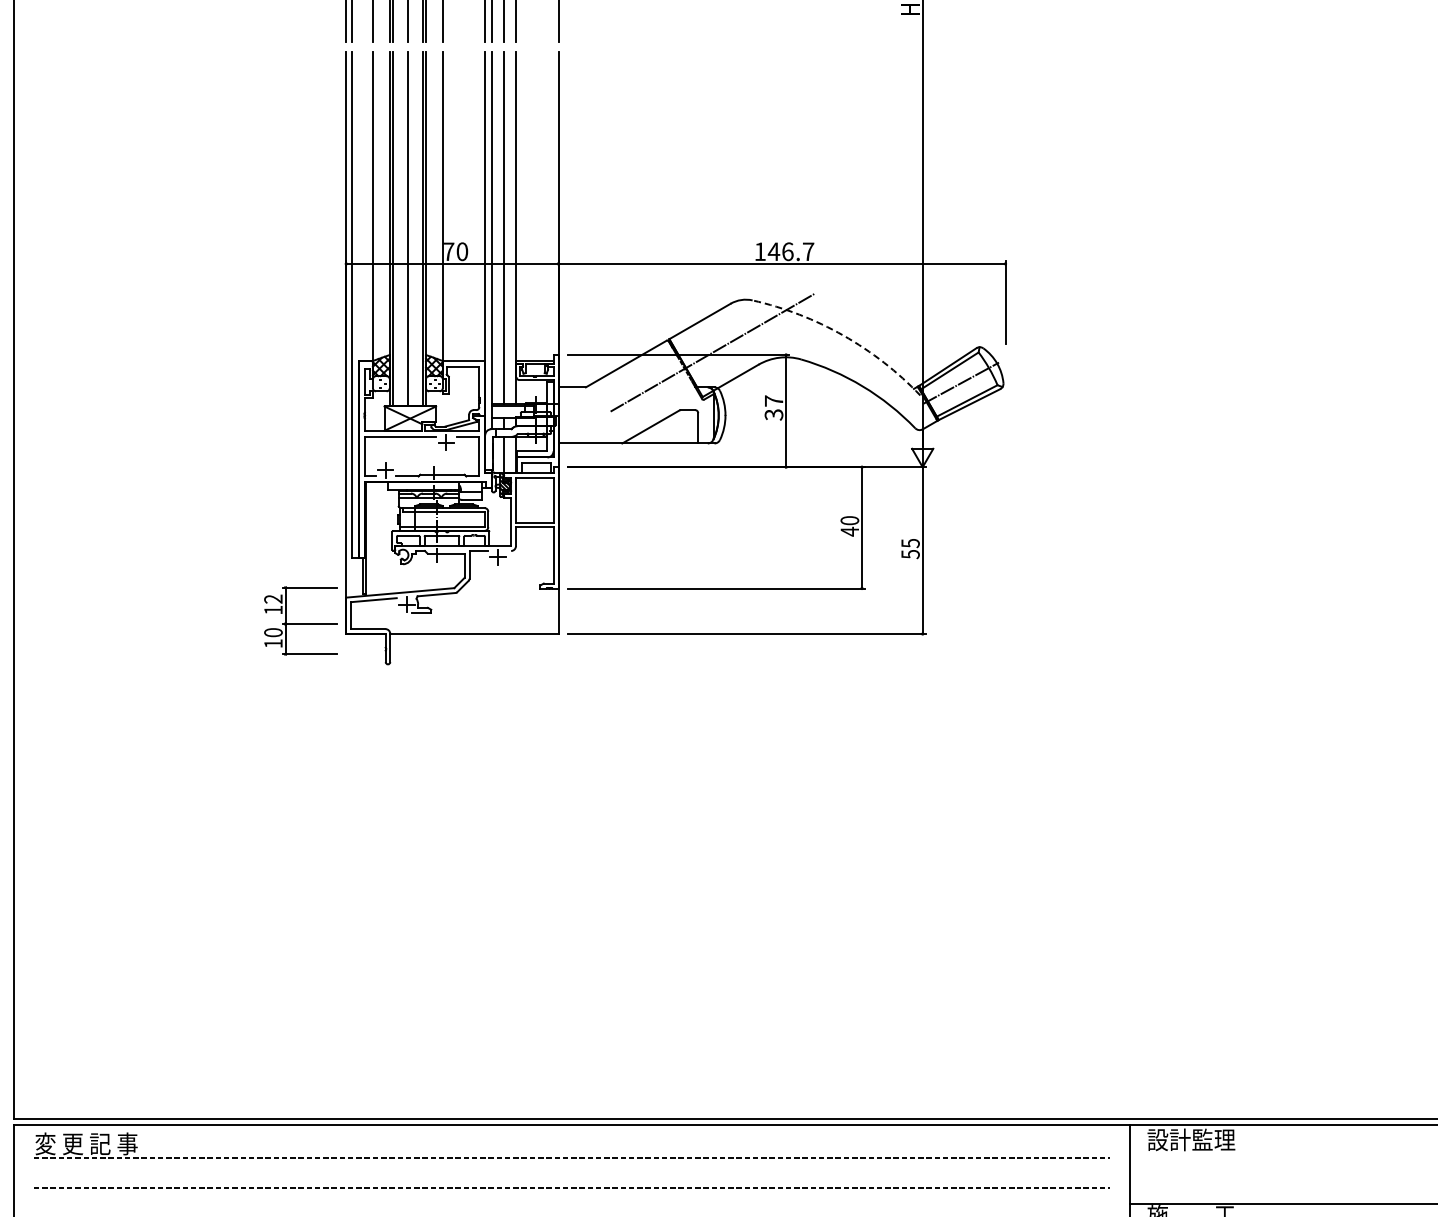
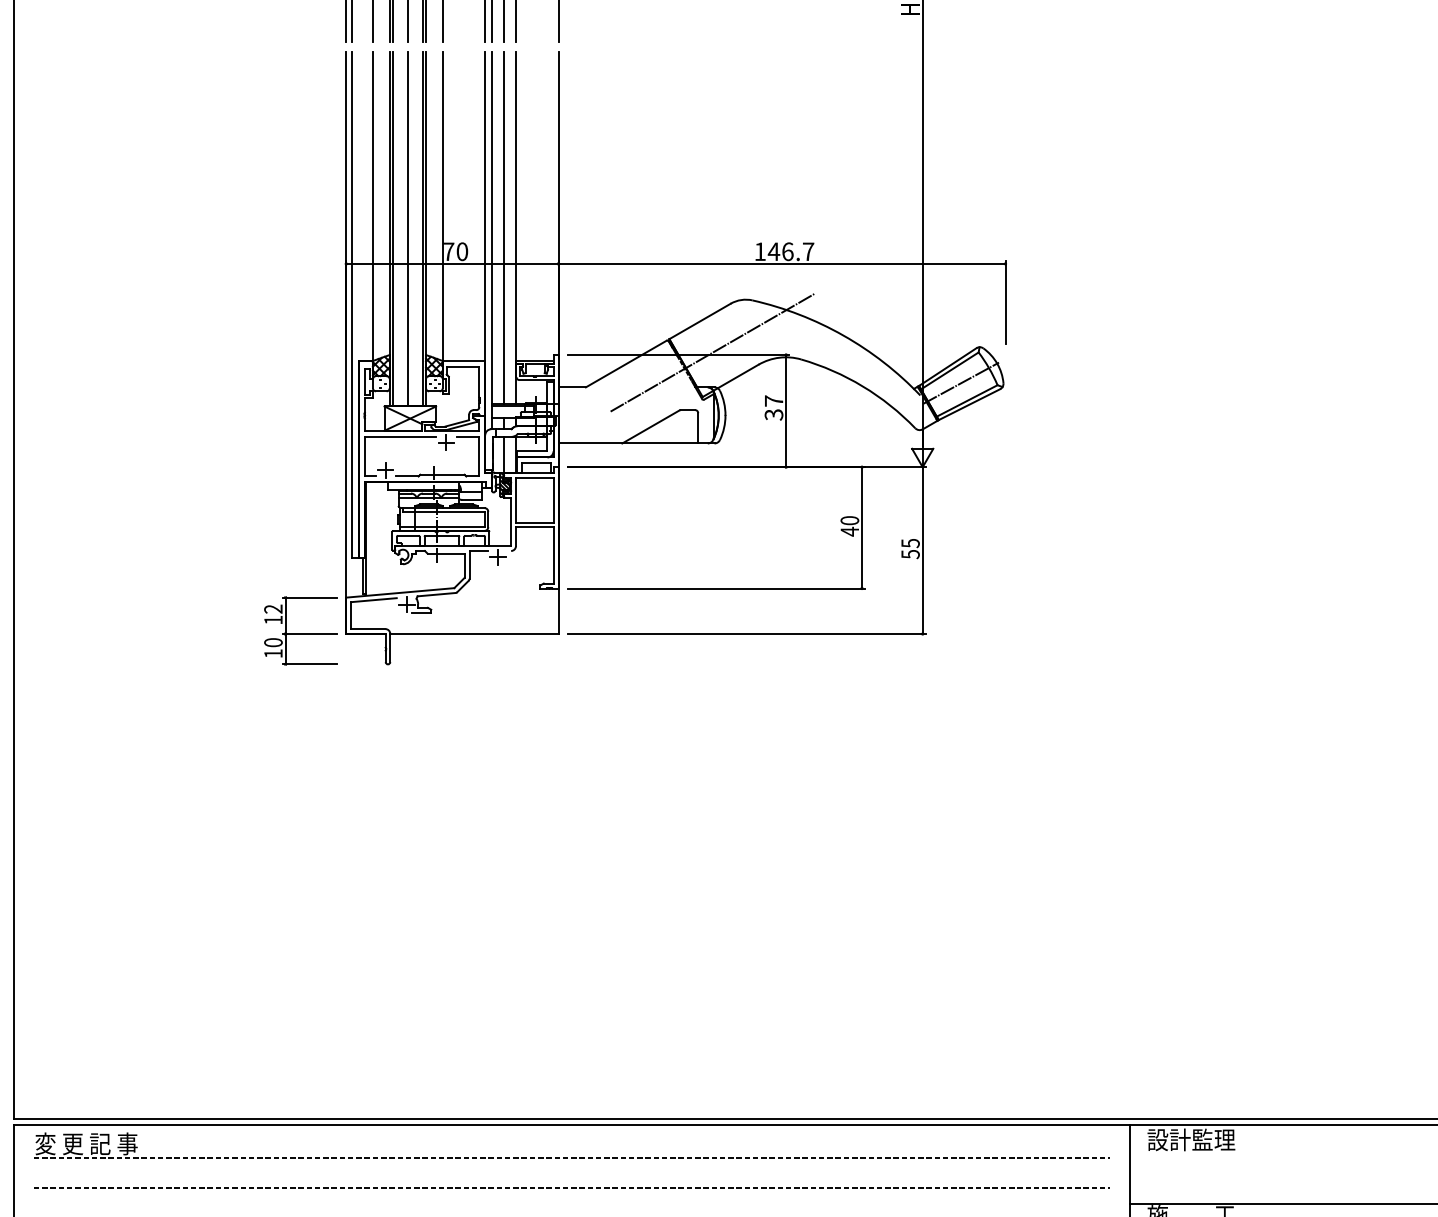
arc: dashed -> solid (843, 335)
part position: (300, 620) -> (300, 630) (300, 630)
